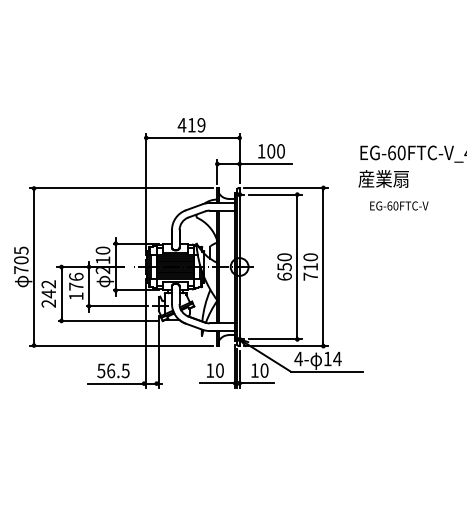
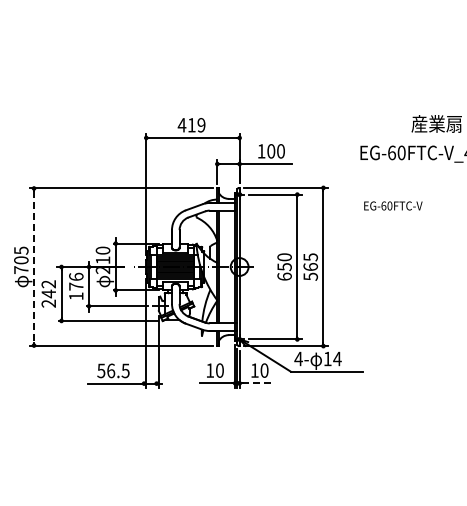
text position: (383, 178) -> (436, 123) (436, 123)
text position: (399, 205) -> (393, 205) (393, 205)
text: 710 -> 565 (310, 266)
line: solid -> dashed (34, 267)
line: solid -> dashed (258, 383)
